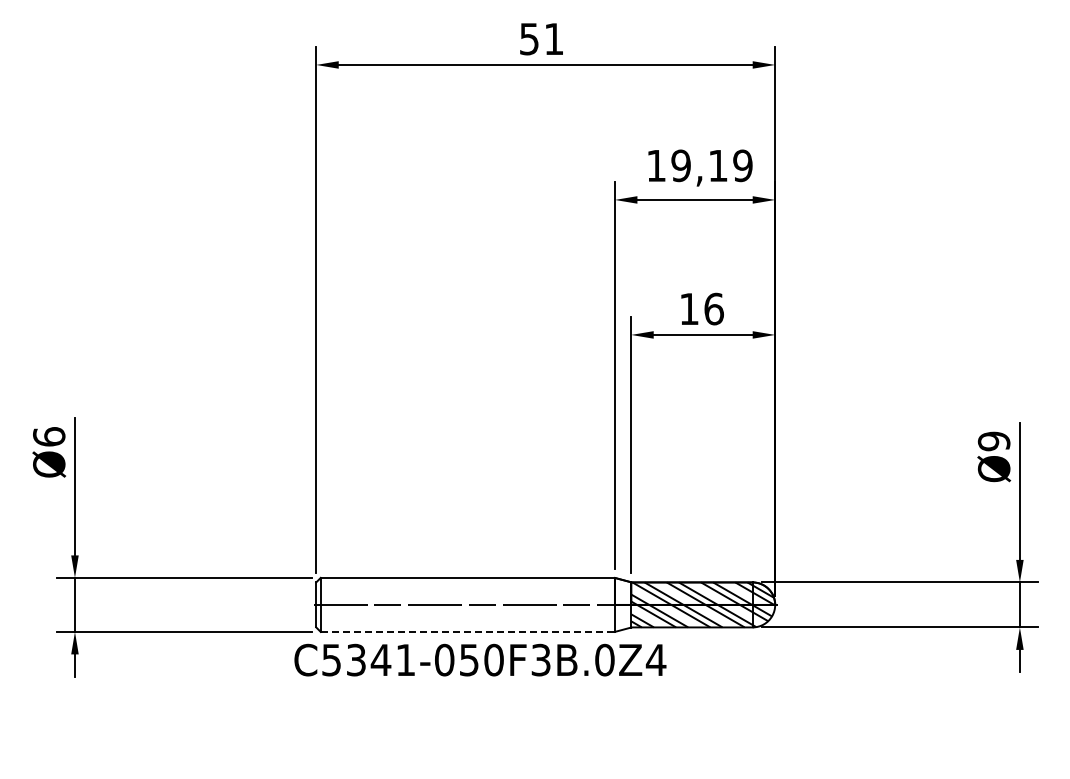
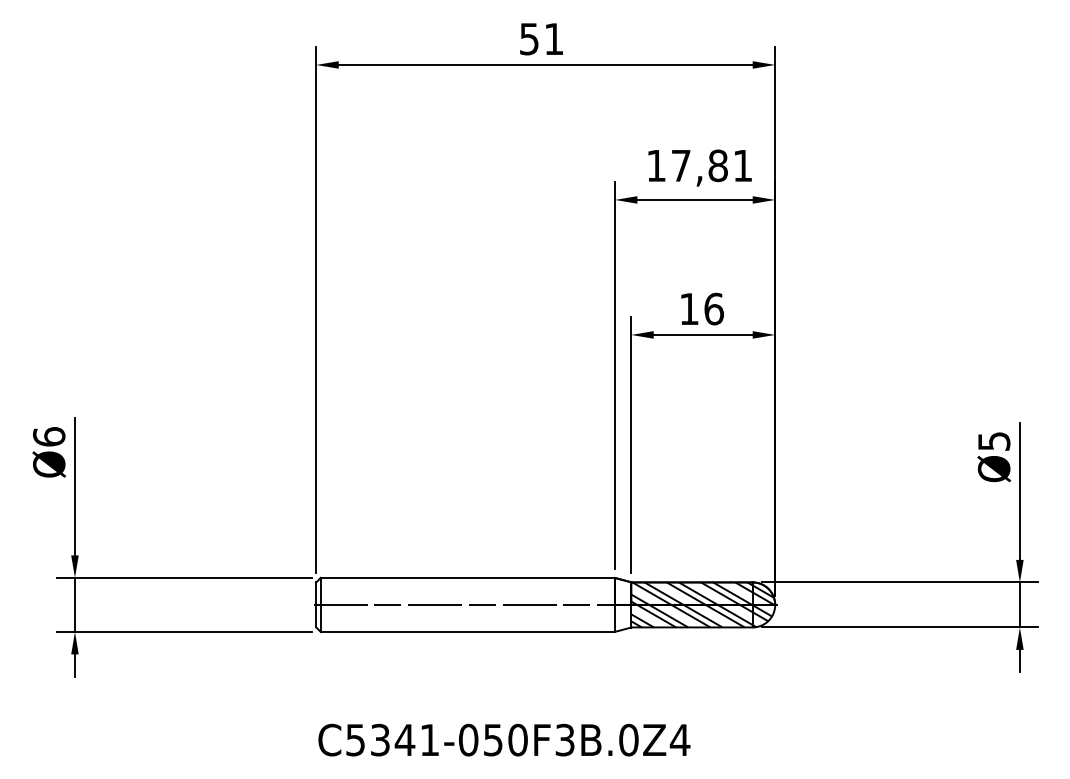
text: 19,19 -> 17,81 (711, 165)
text: Ø9 -> Ø5 (993, 441)
line: dashed -> solid (468, 631)
text position: (480, 659) -> (504, 739) (504, 739)
